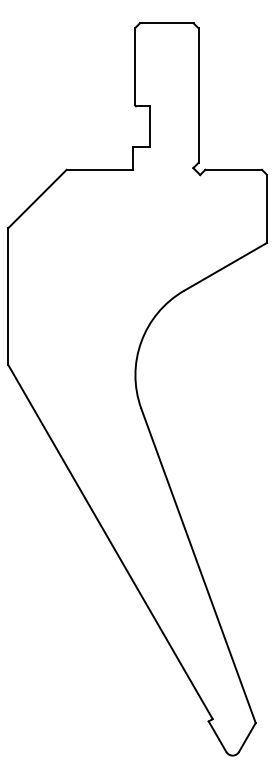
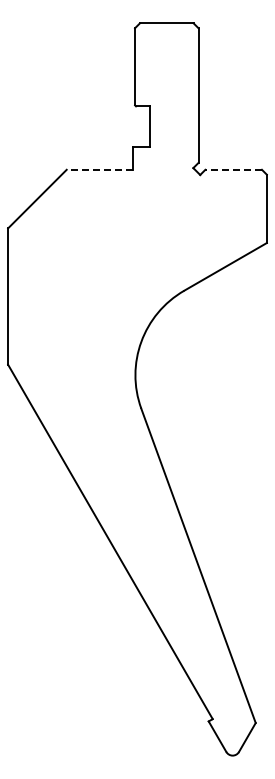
line: solid -> dashed (99, 169)
line: solid -> dashed (233, 169)
